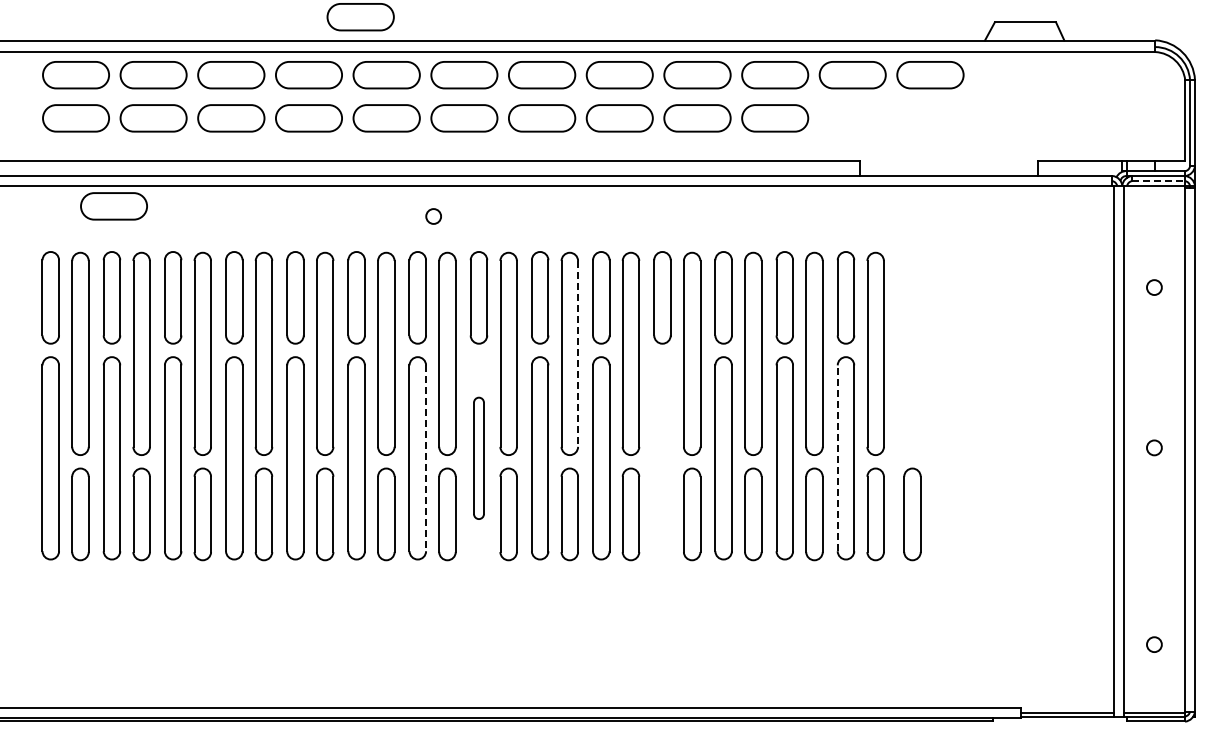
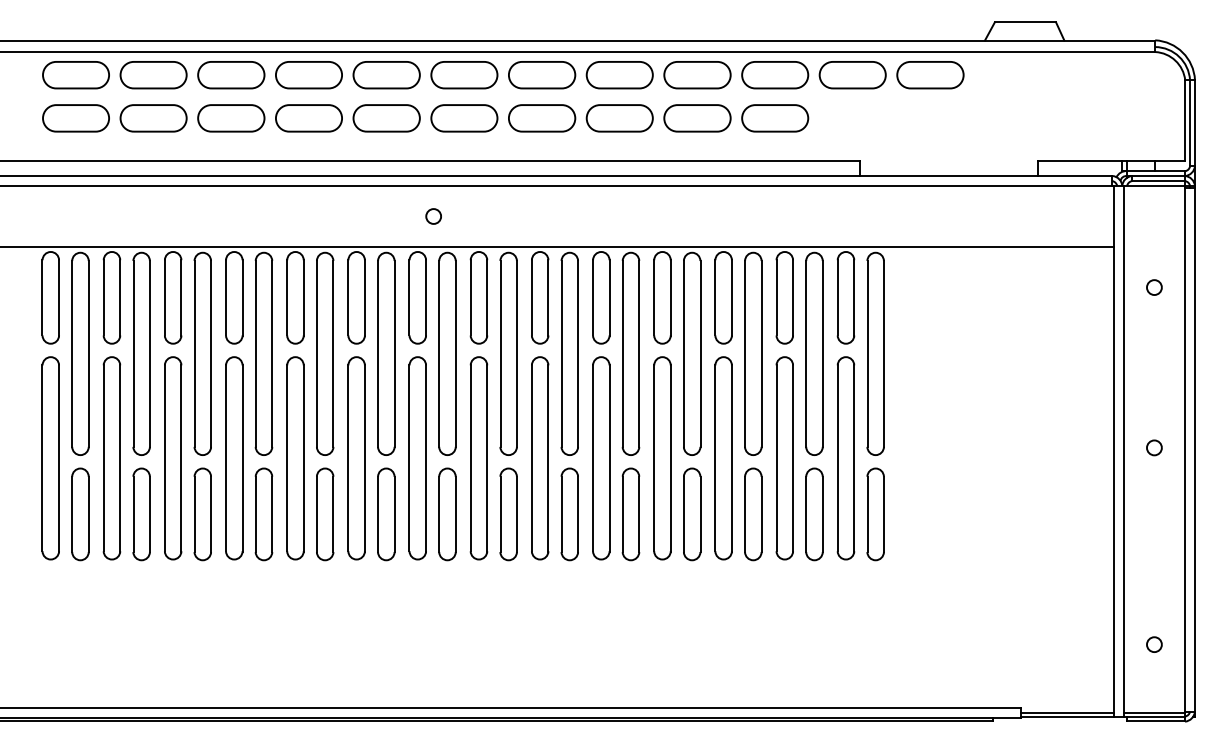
part: present -> none (360, 17)
line: dashed -> solid (1158, 181)
part: present -> none (113, 206)
line: none -> present (558, 247)
line: dashed -> solid (578, 354)
part size: 12x124 px -> 20x205 px (478, 458)
line: dashed -> solid (426, 458)
part: none -> present (662, 458)
line: dashed -> solid (837, 458)
part: present -> none (912, 514)
